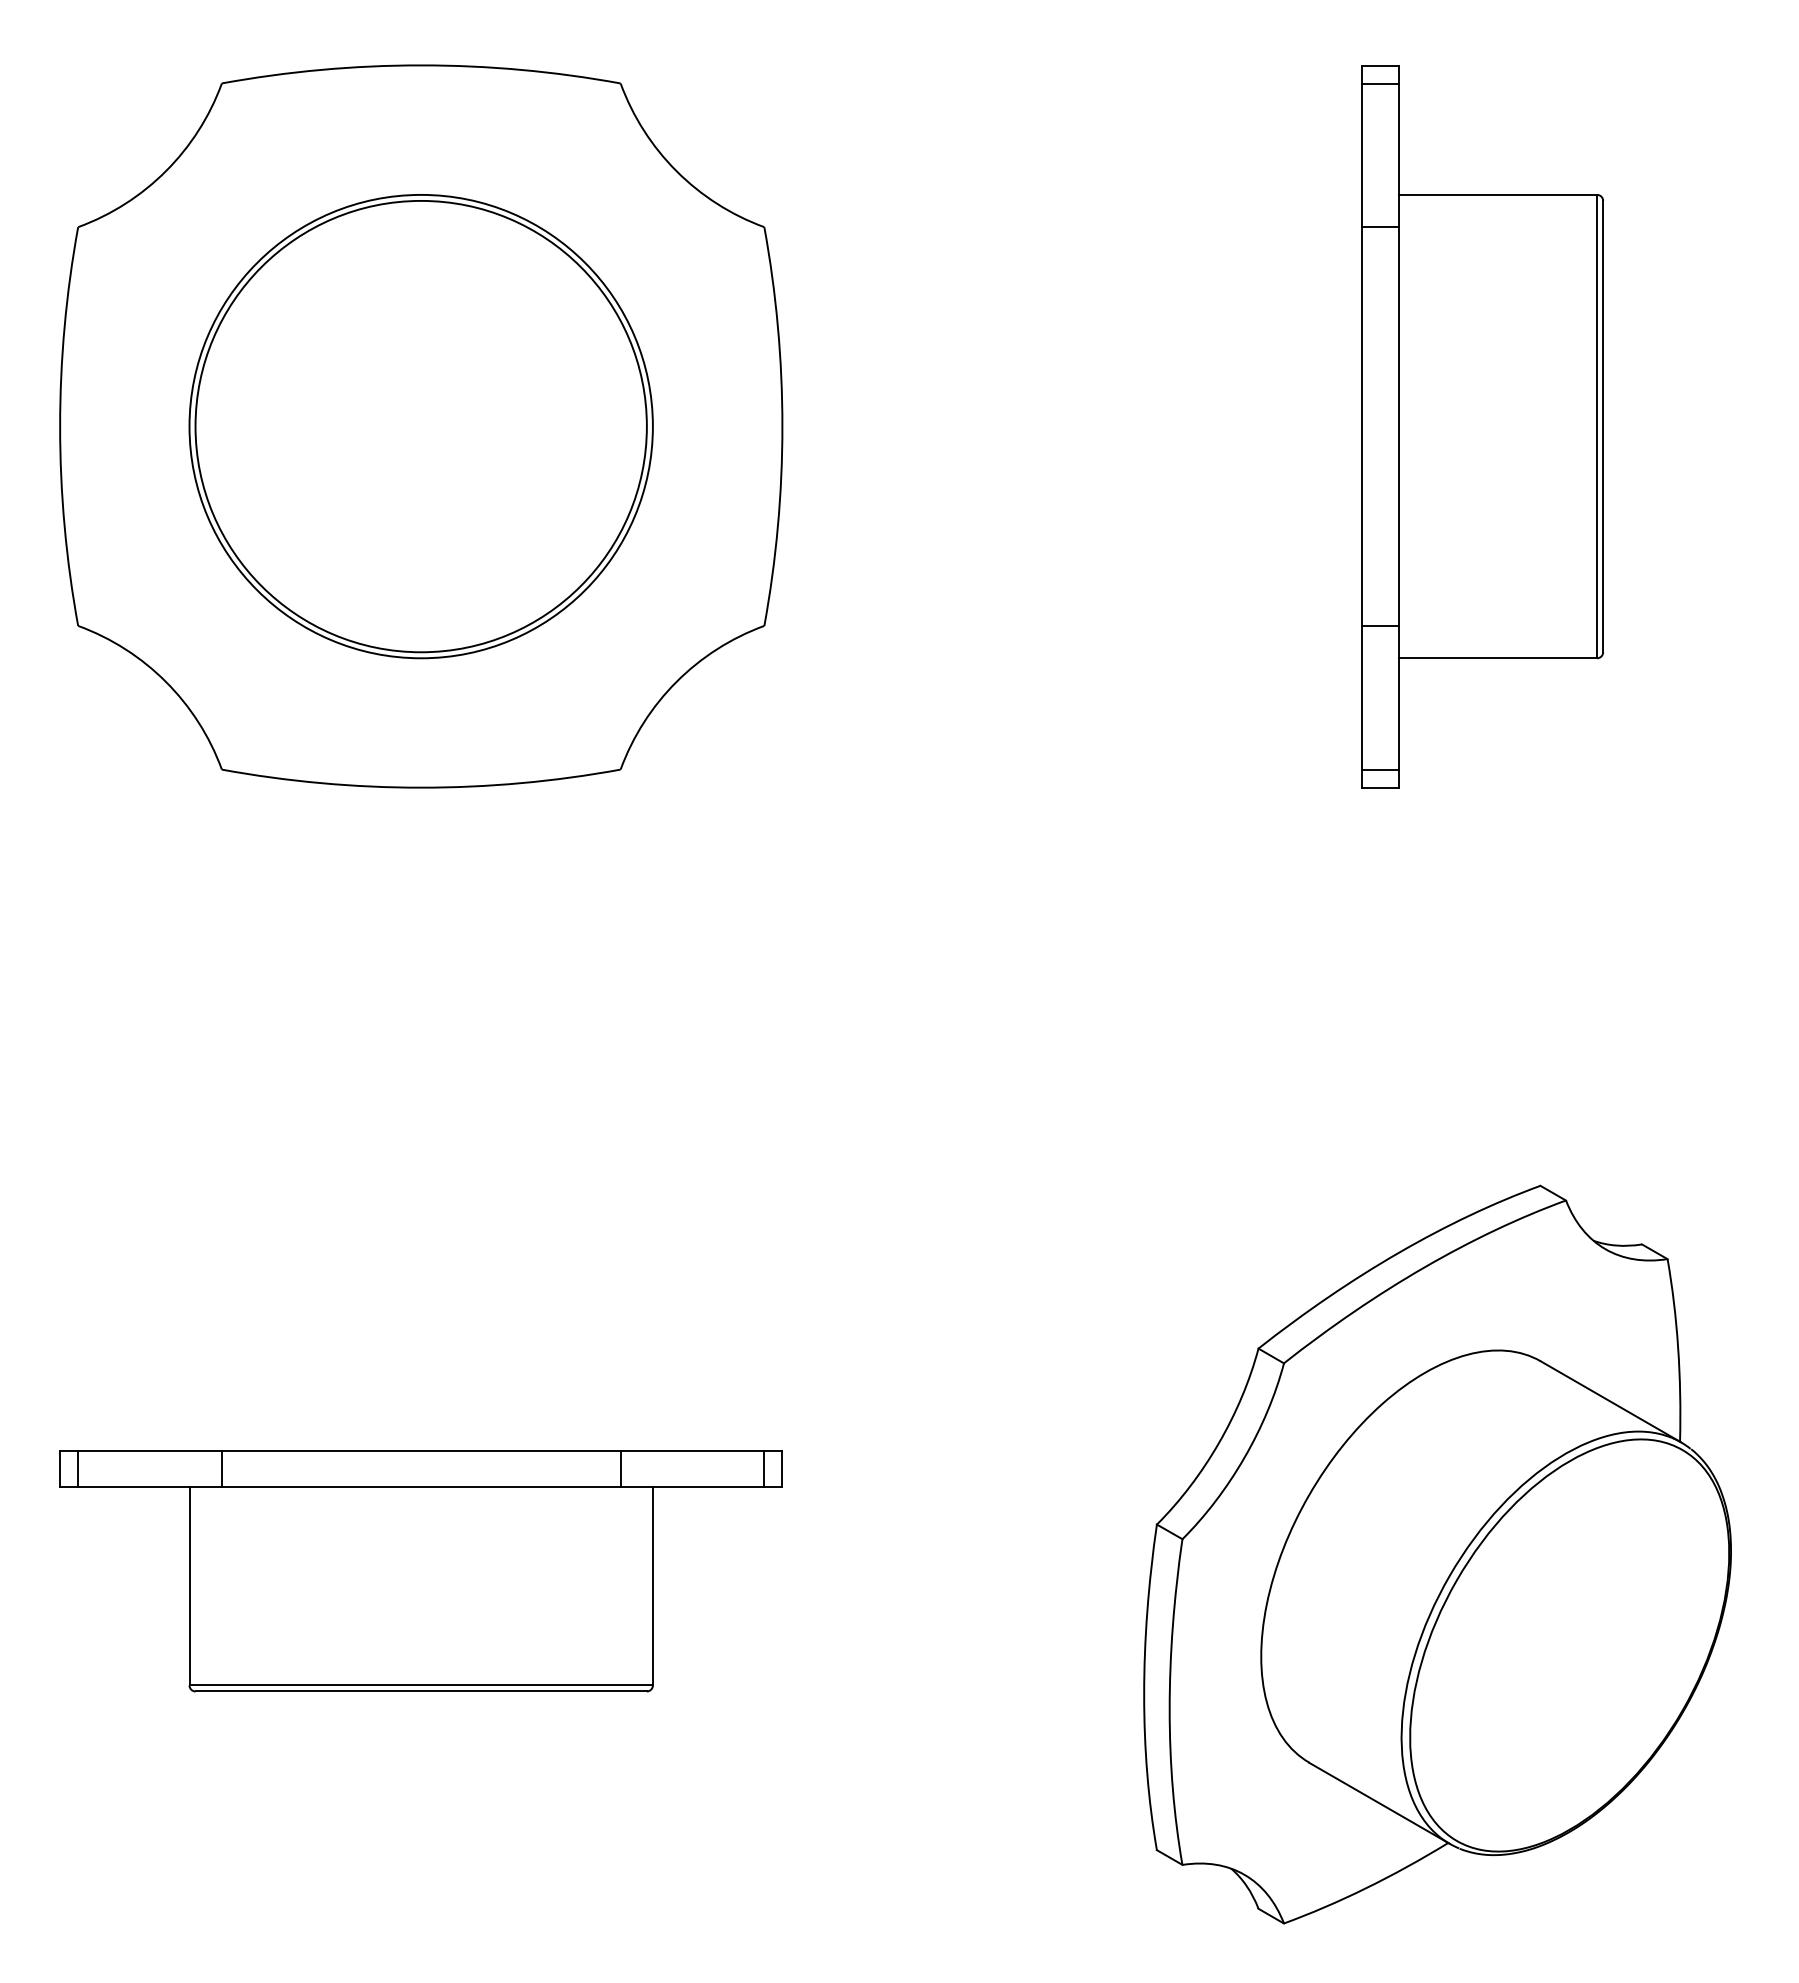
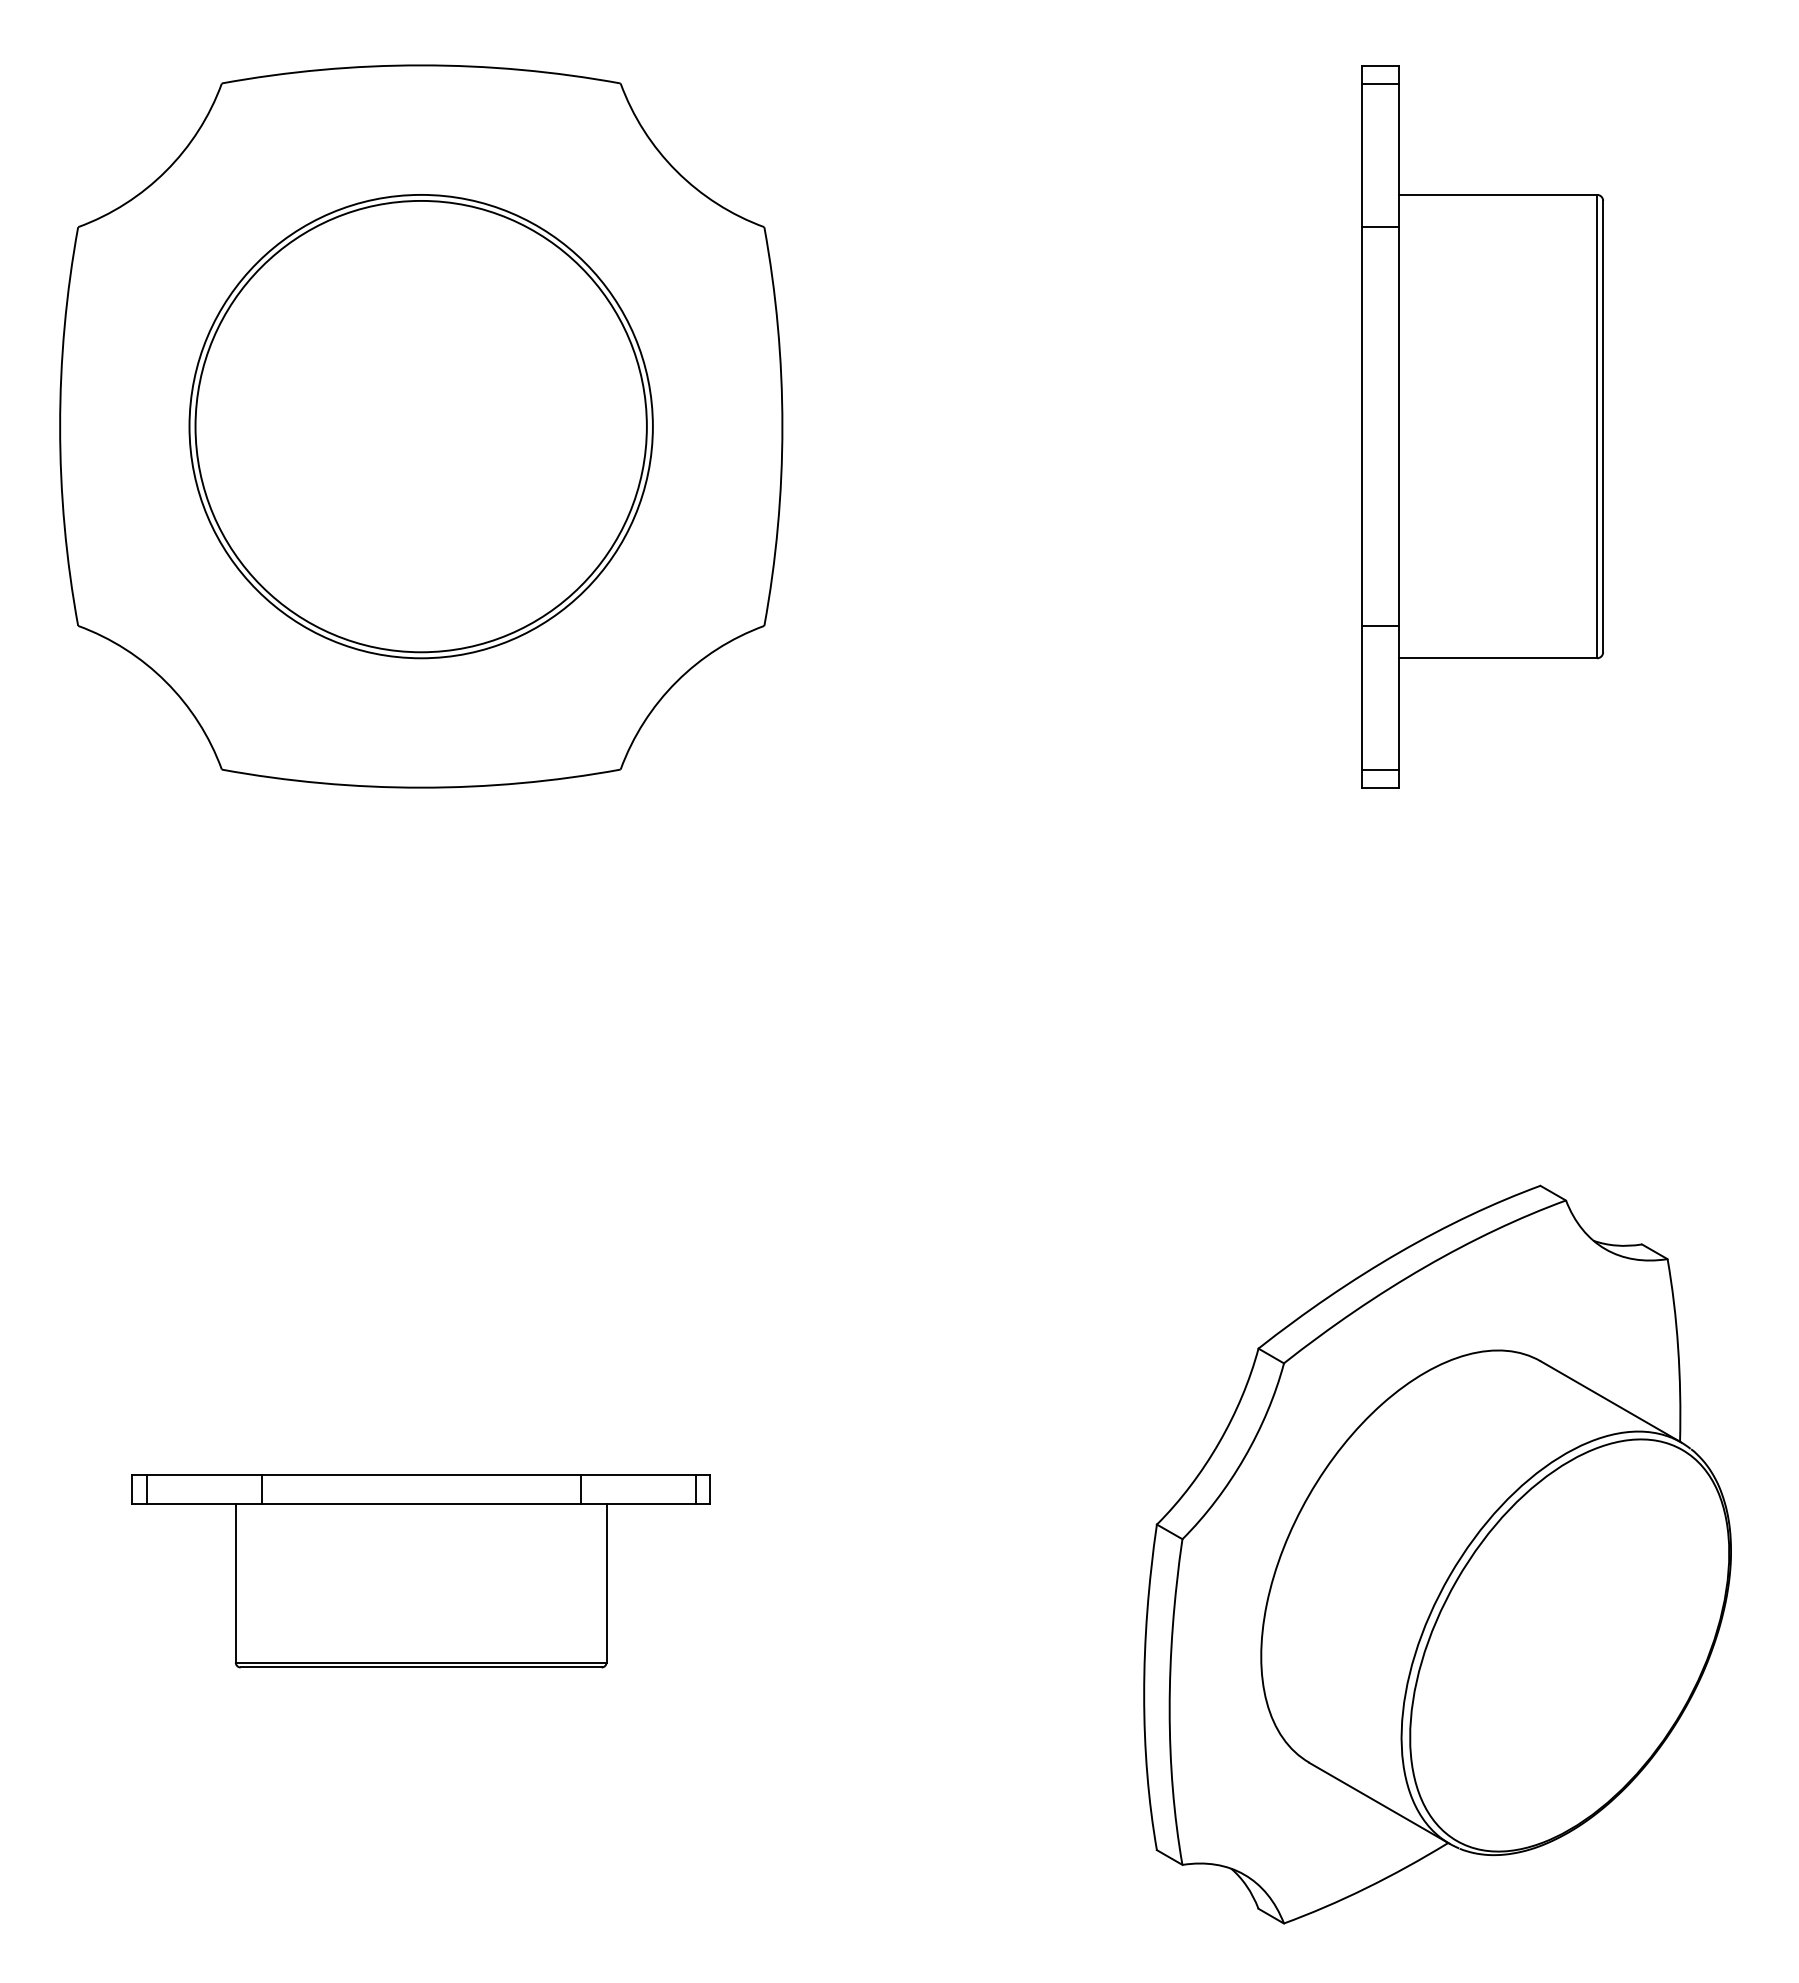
part size: 724x243 px -> 580x195 px (420, 1571)
